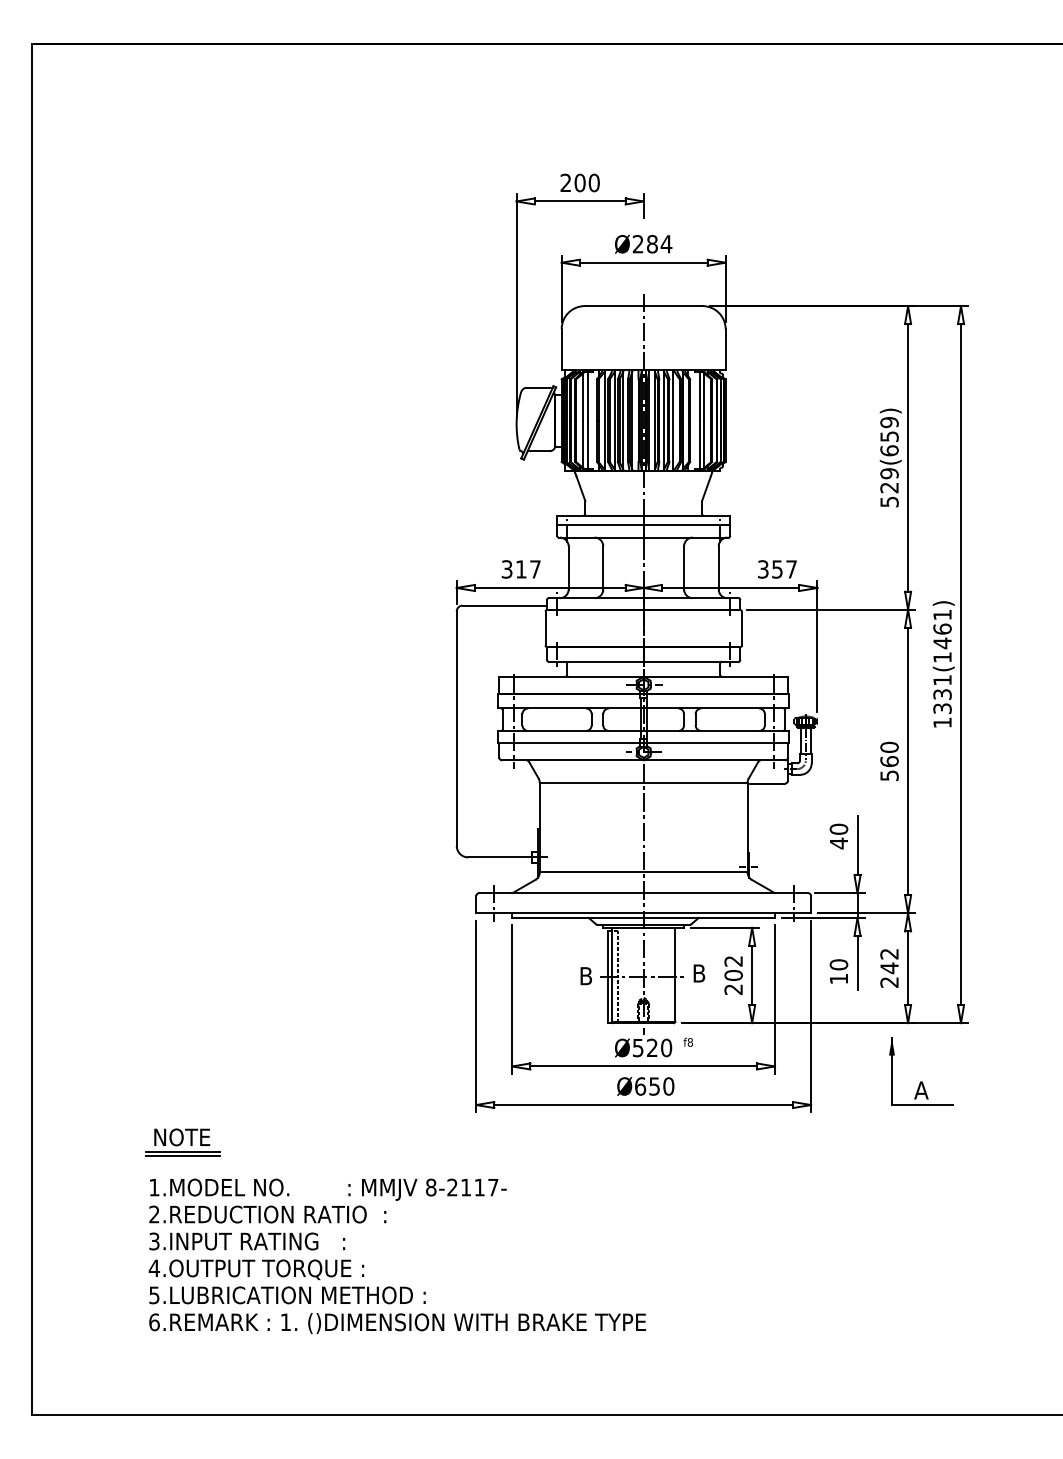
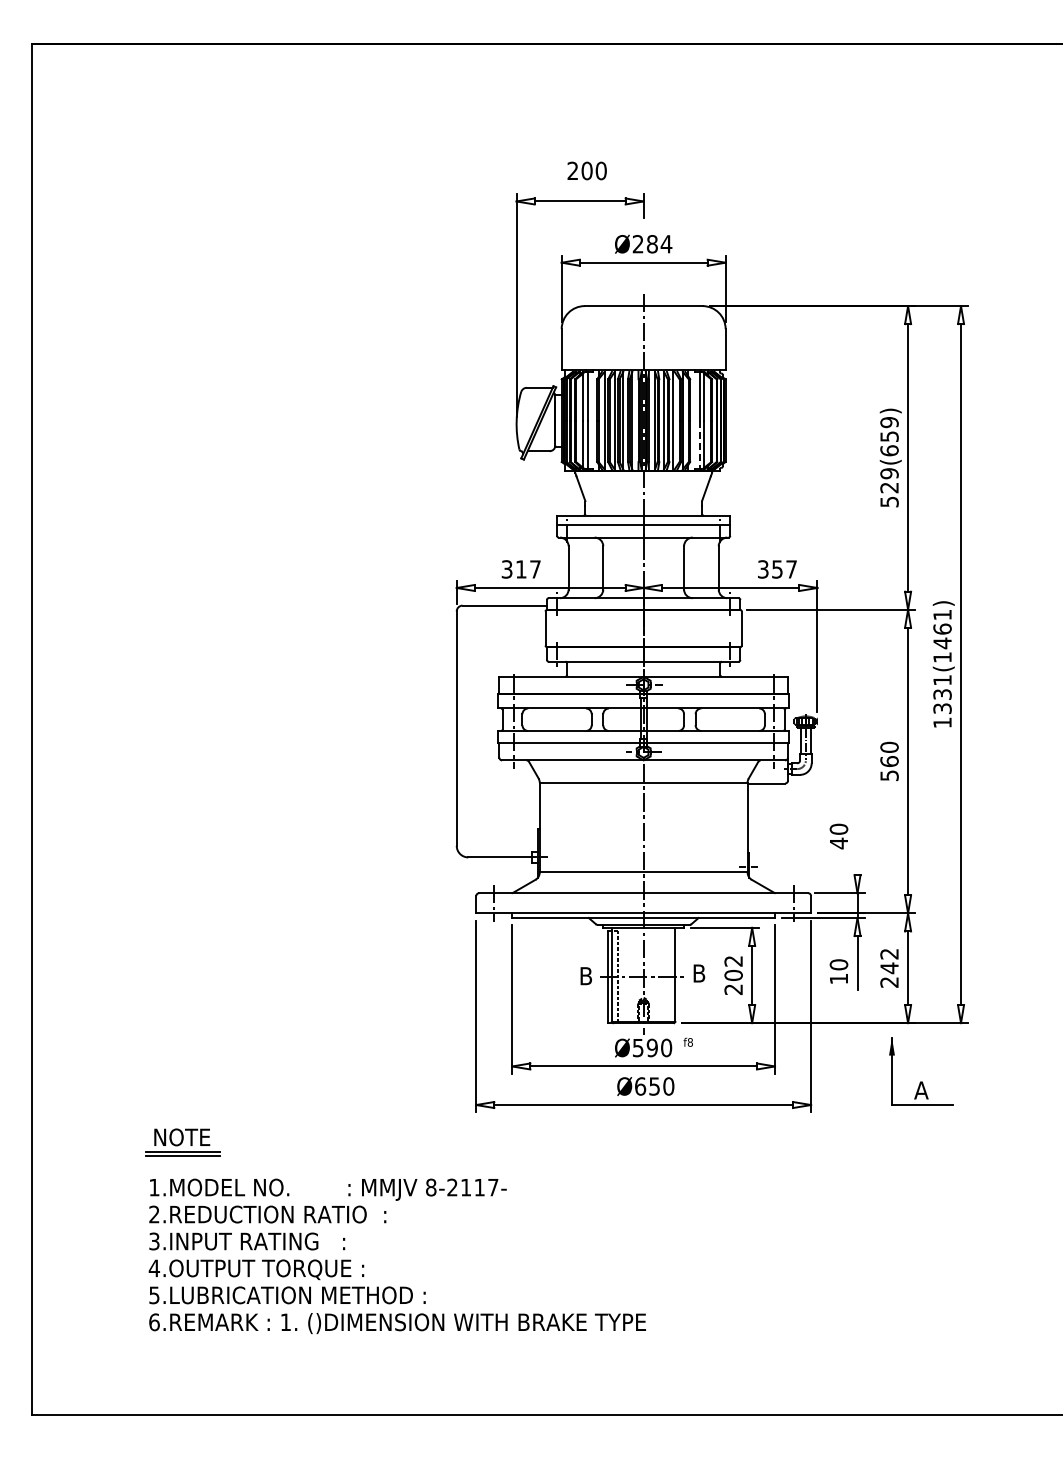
text position: (579, 182) -> (586, 170) (586, 170)
line: solid -> dashed (699, 445)
line: present -> none (857, 845)
text: Ø520 -> Ø590 (651, 1047)
